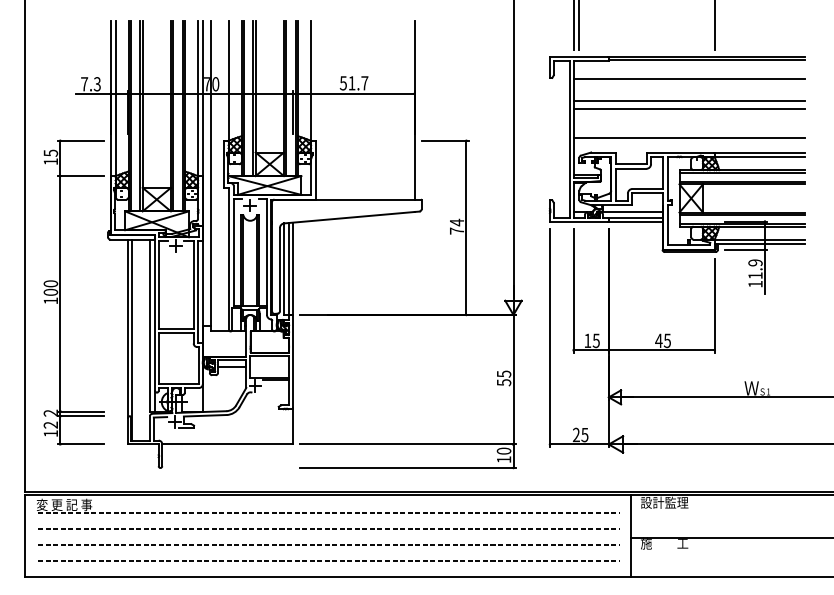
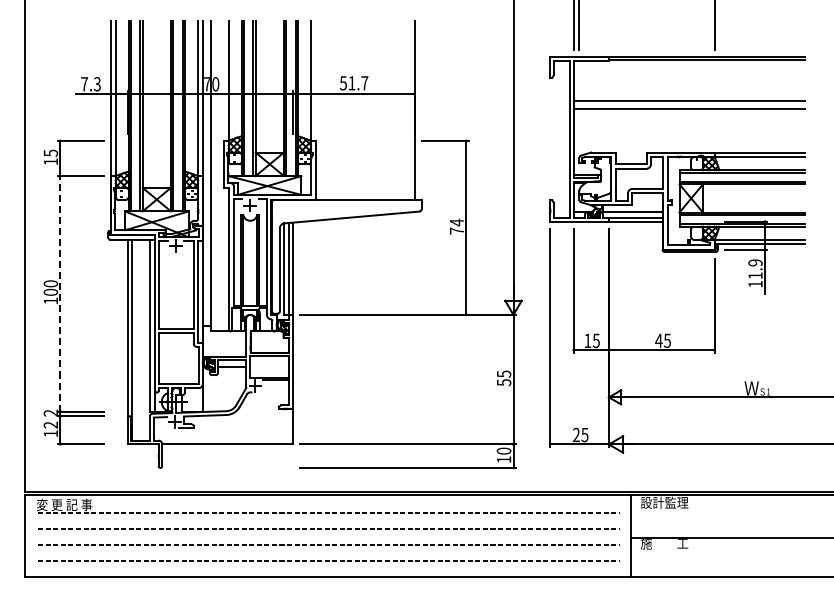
line: present -> none (689, 78)
line: present -> none (689, 138)
line: solid -> dashed (60, 293)
